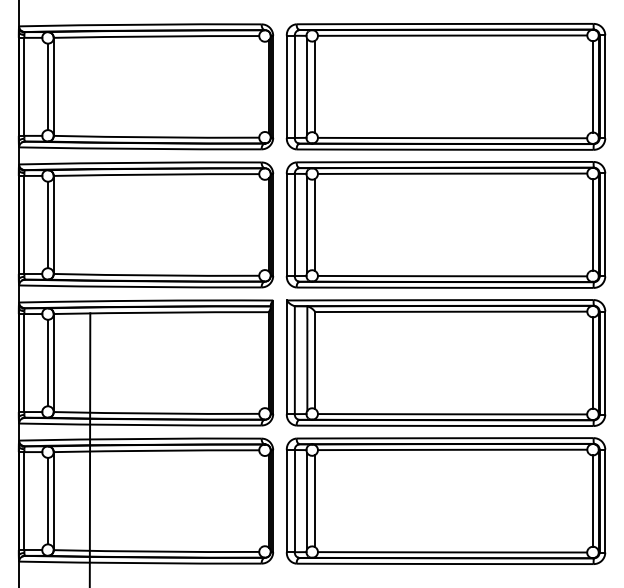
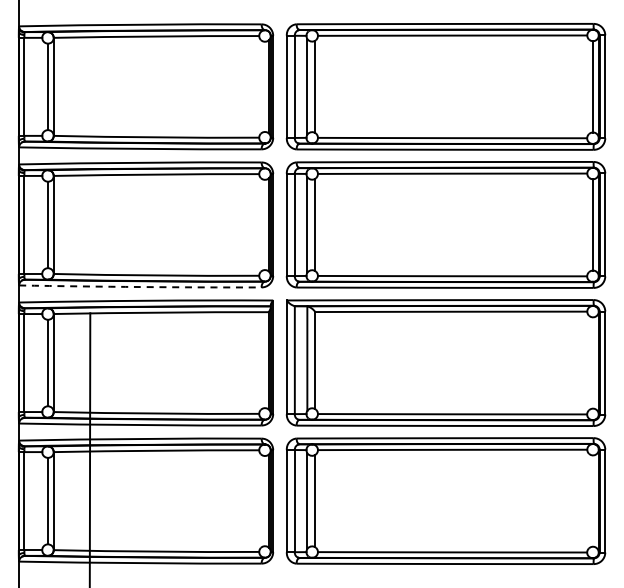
arc: solid -> dashed (140, 287)
line: present -> none (593, 362)
line: present -> none (593, 500)
